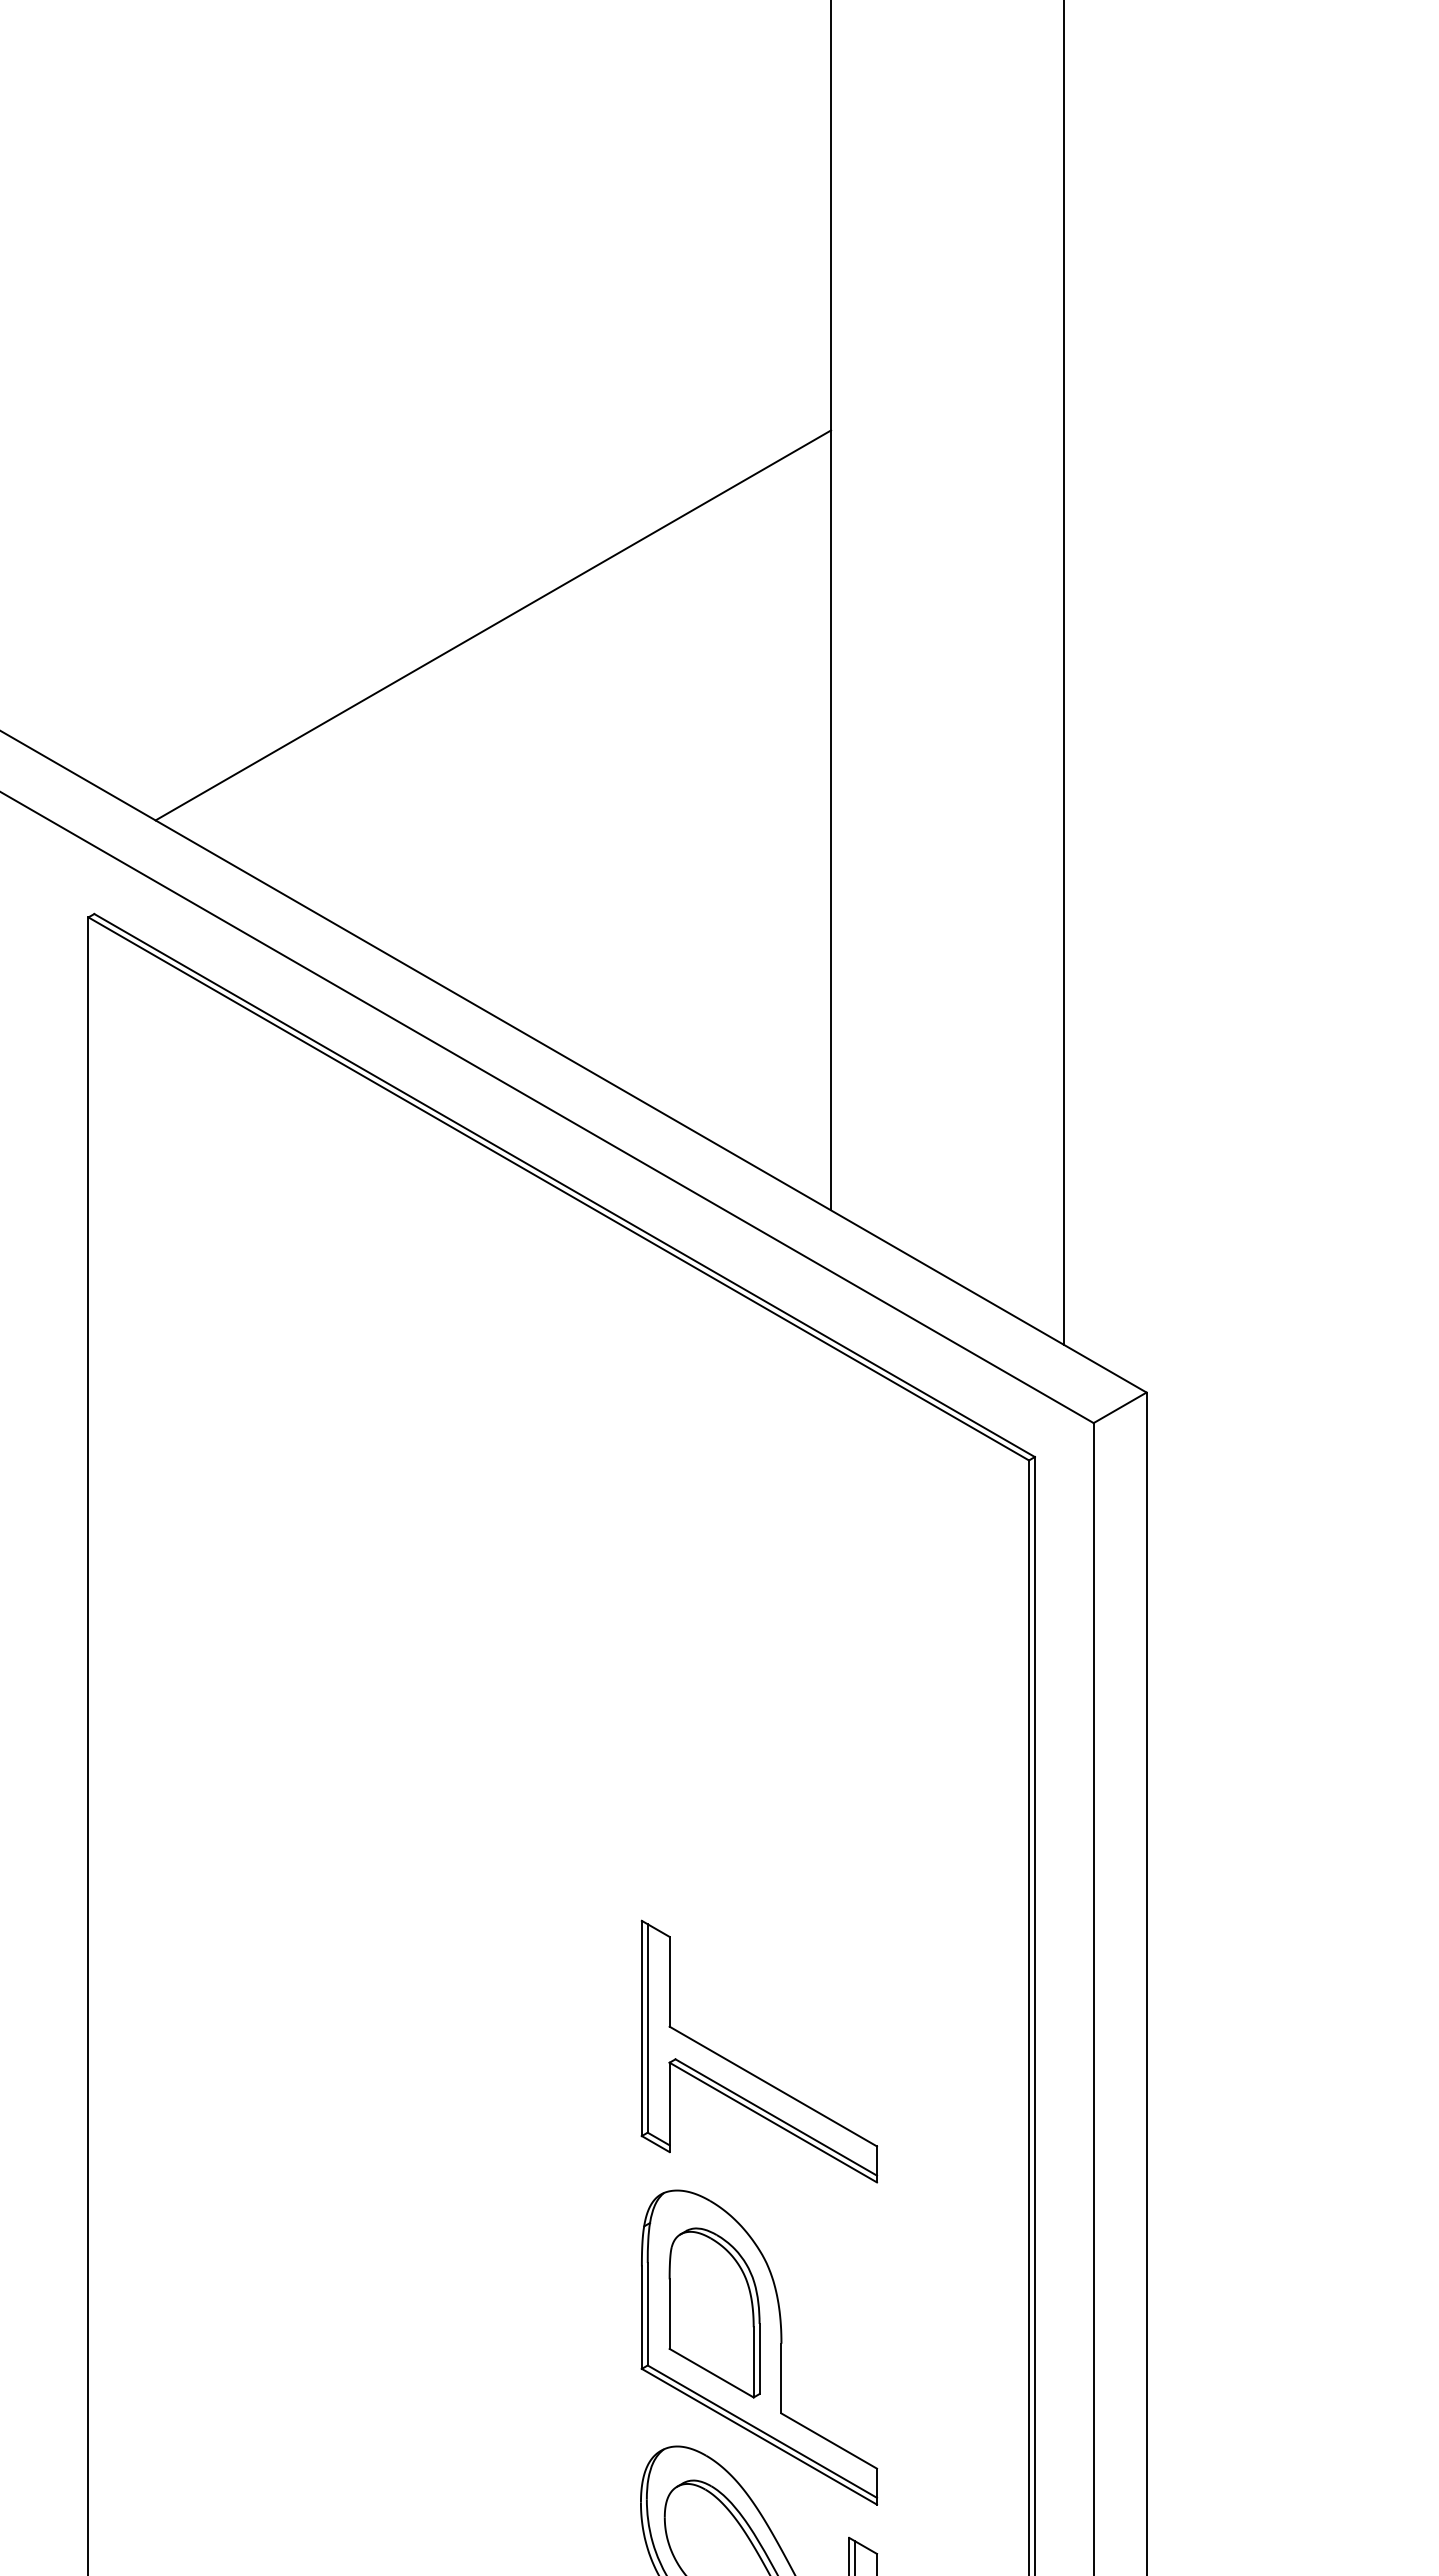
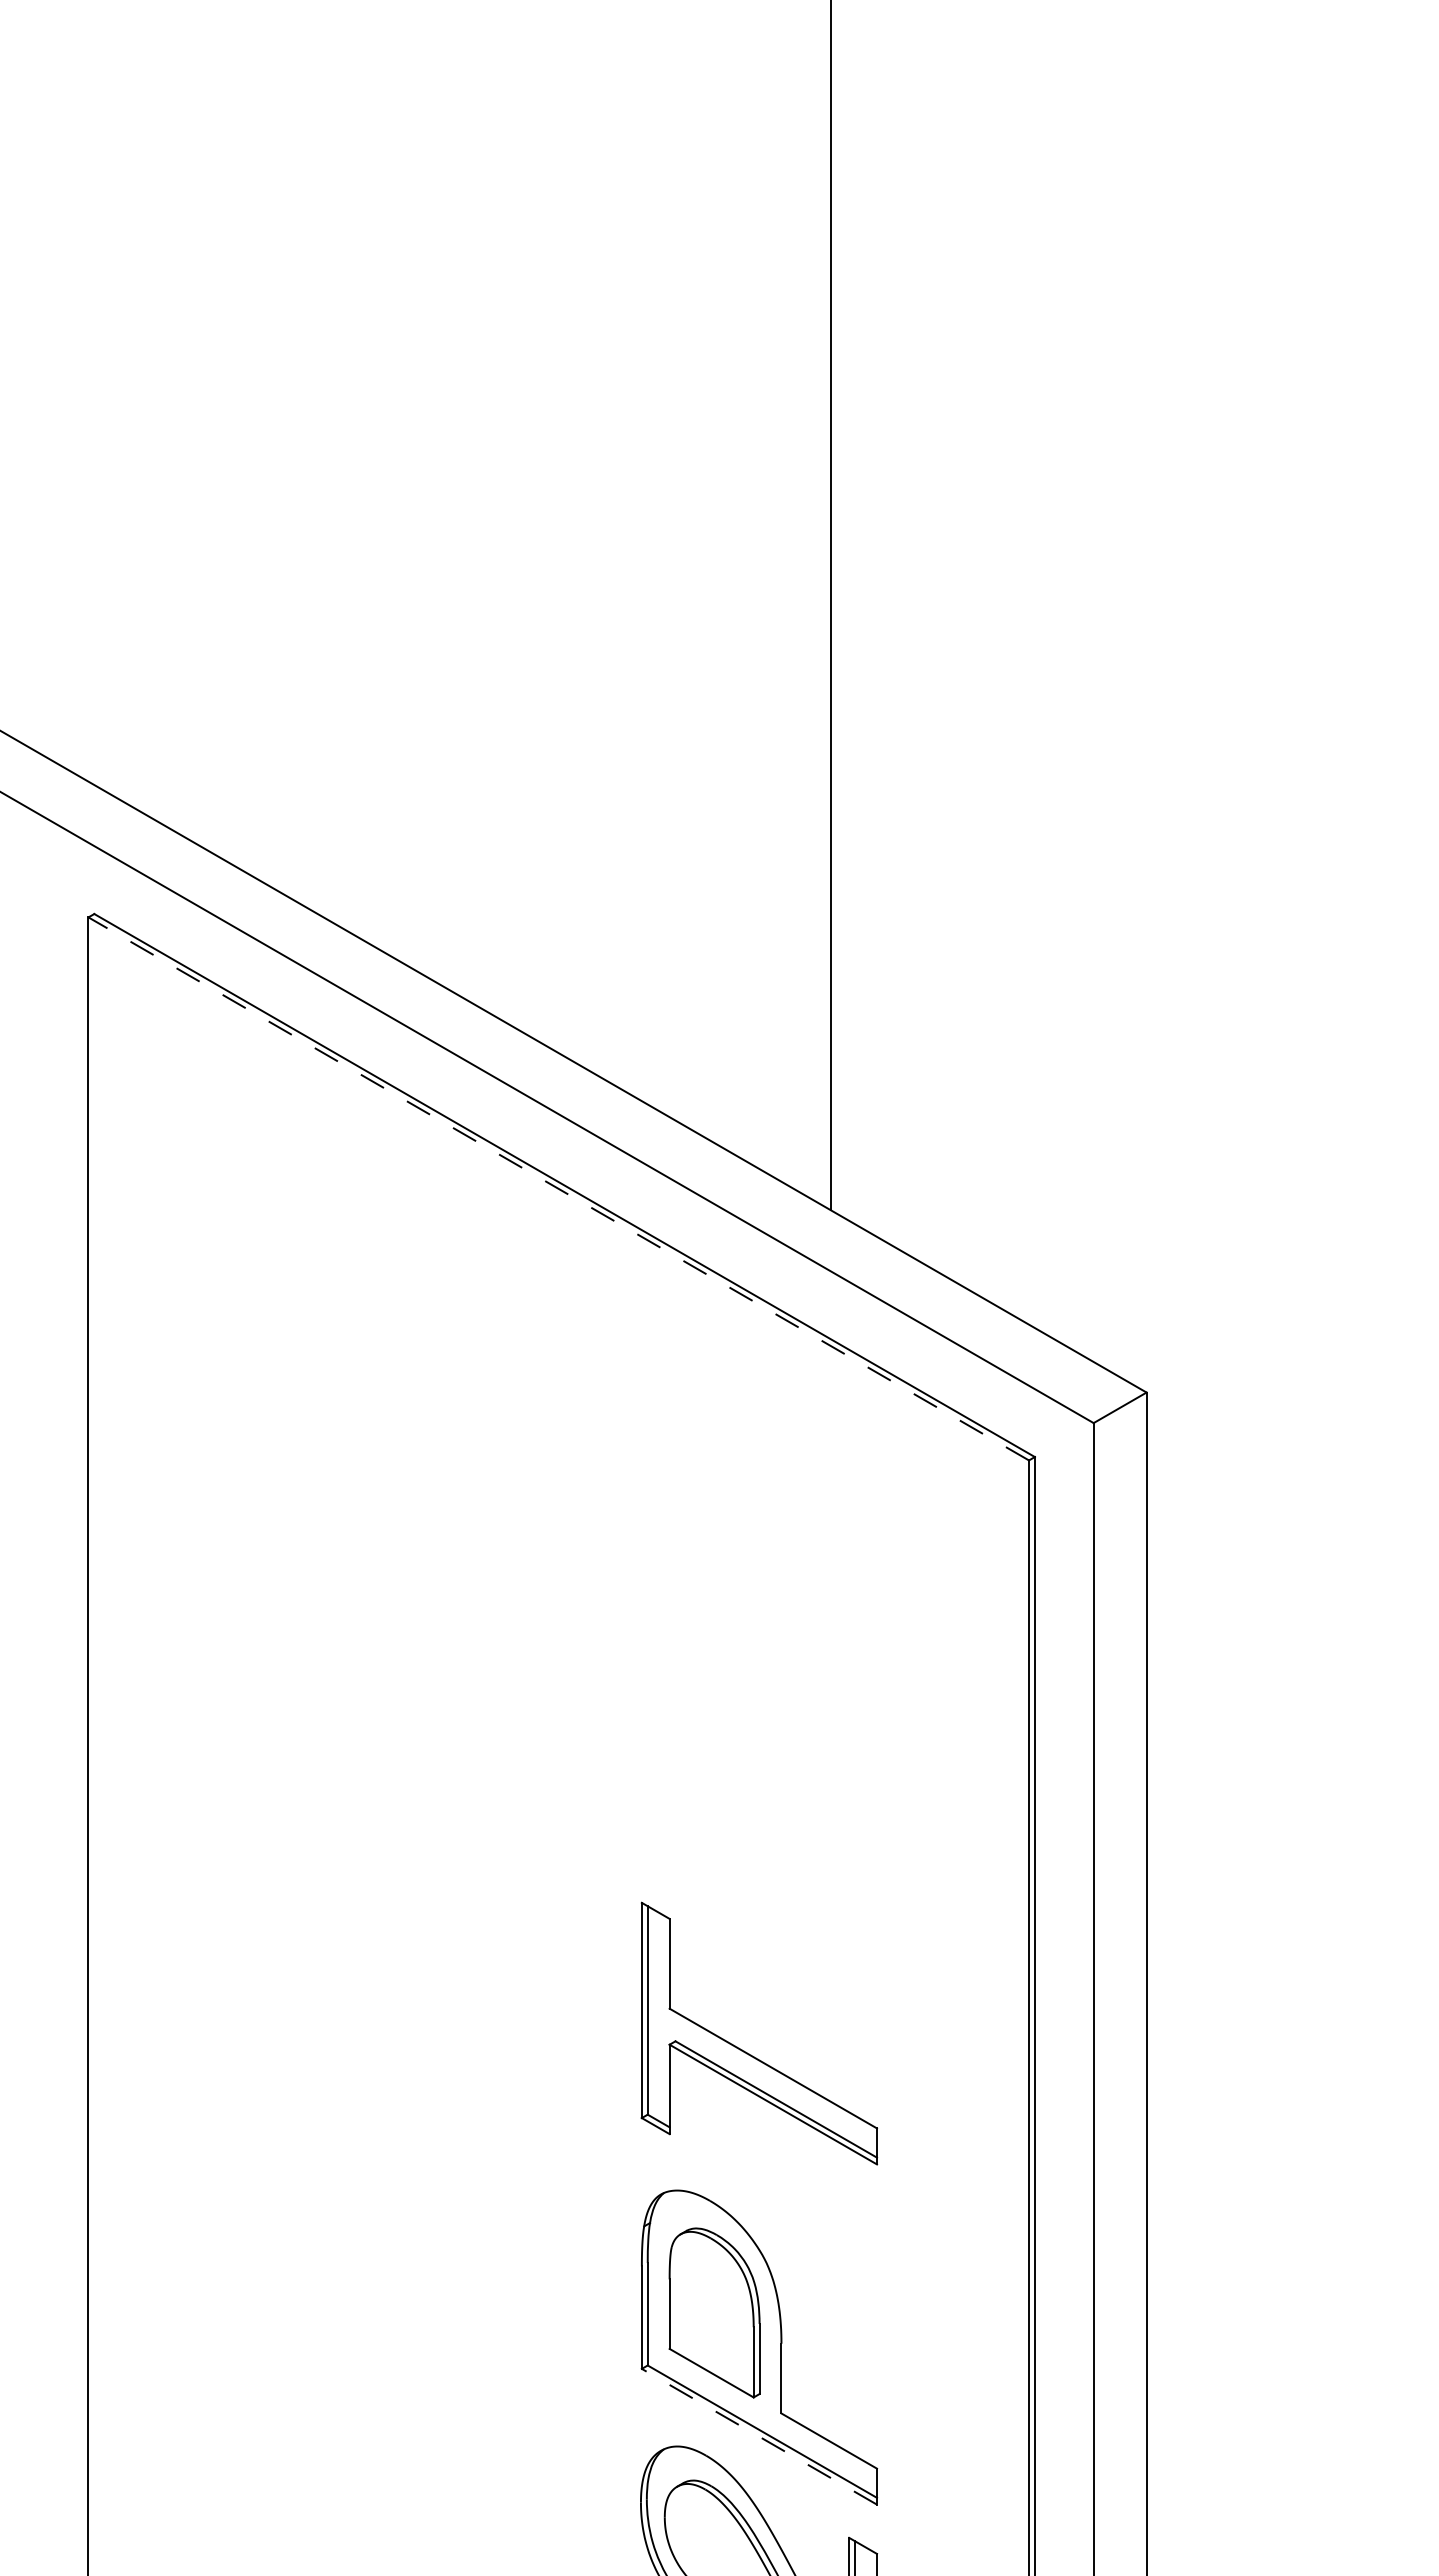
line: present -> none (493, 625)
line: present -> none (1064, 673)
line: solid -> dashed (558, 1188)
part position: (749, 2071) -> (749, 2053) (749, 2053)
line: solid -> dashed (759, 2436)
